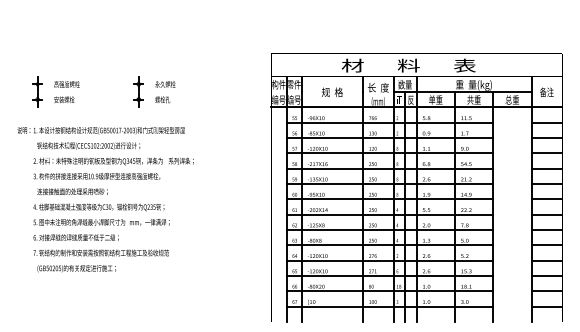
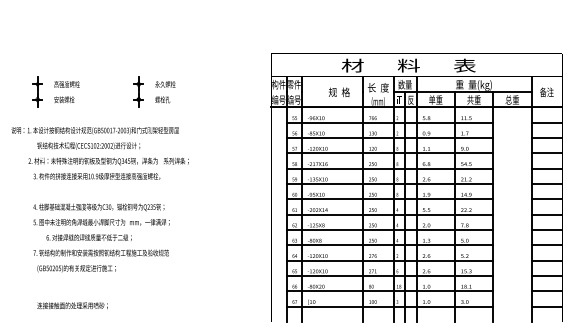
text position: (332, 92) -> (339, 92) (339, 92)
text position: (100, 130) -> (94, 130) (94, 130)
text position: (113, 161) -> (108, 161) (108, 161)
text position: (72, 191) -> (72, 305) (72, 305)
text position: (75, 237) -> (88, 237) (88, 237)
